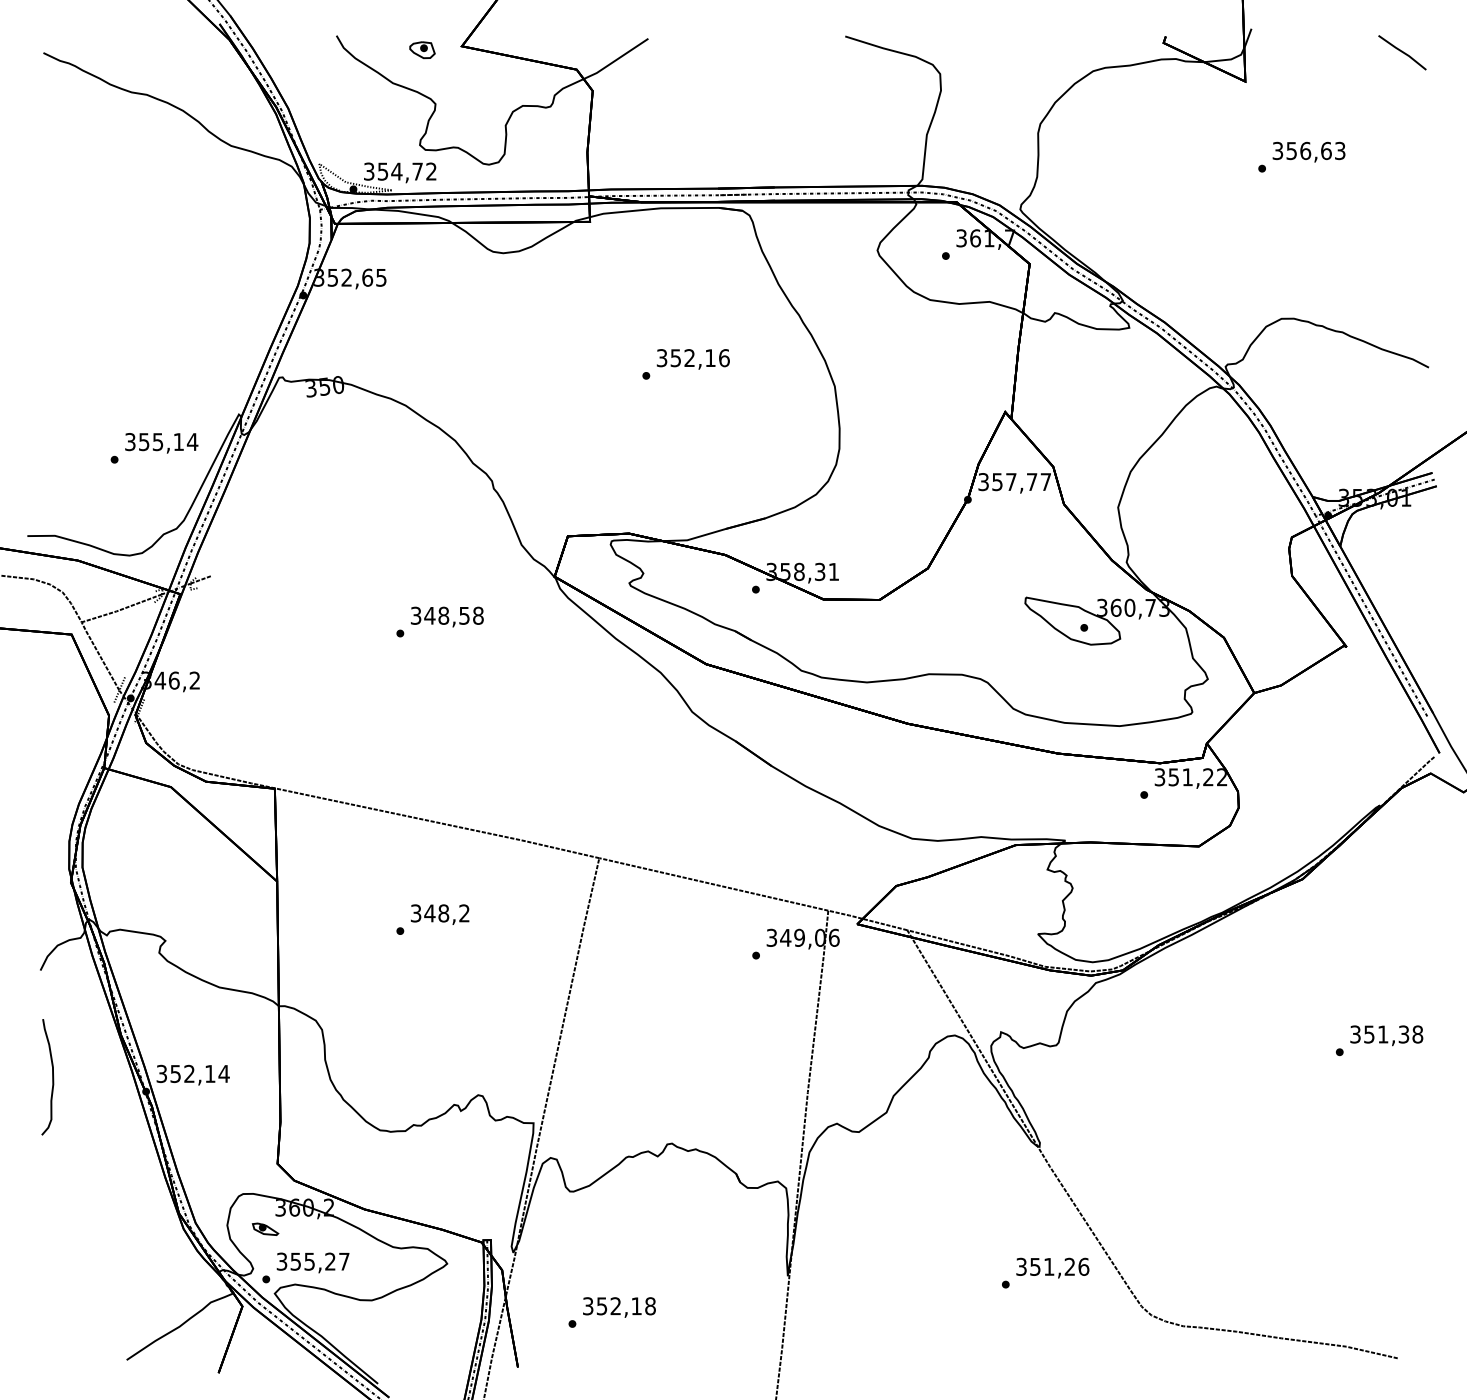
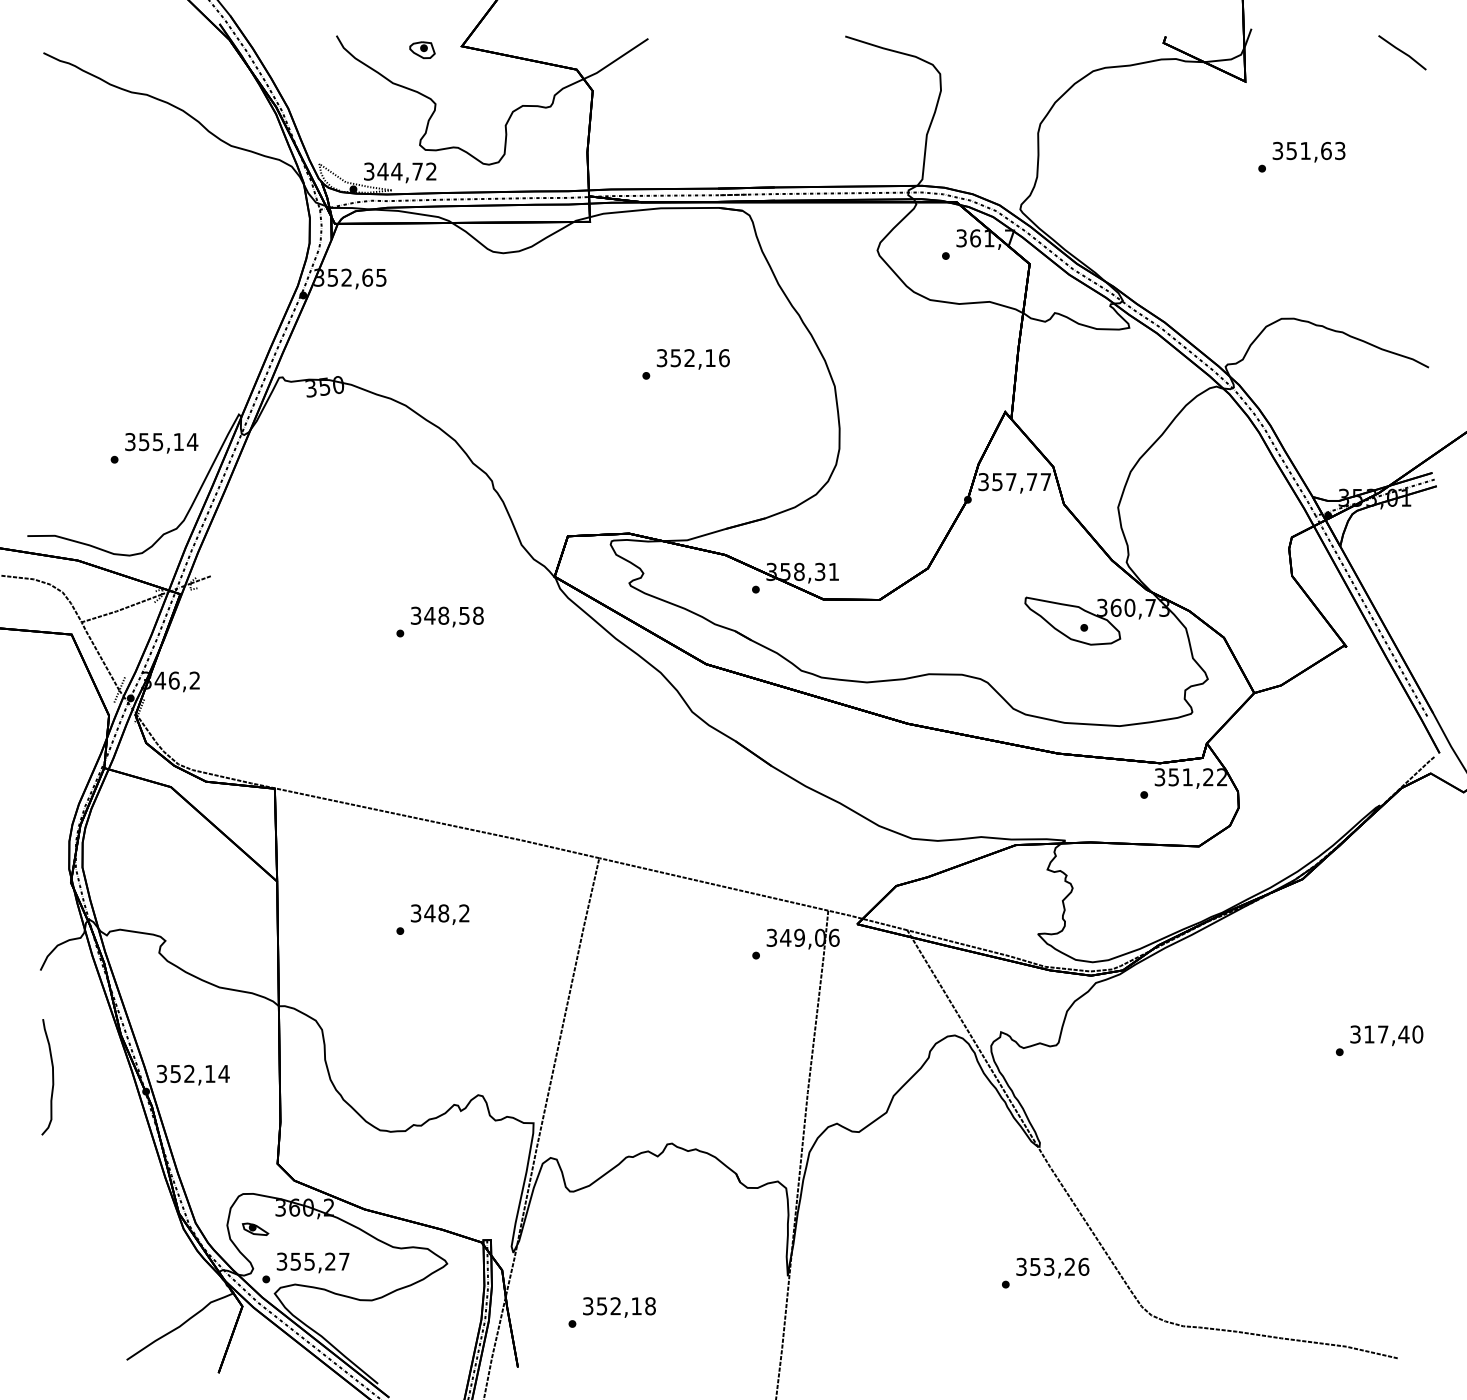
text: 356,63 -> 351,63 (1305, 150)
text: 354,72 -> 344,72 (382, 171)
text: 351,38 -> 317,40 (1393, 1034)
part position: (265, 1228) -> (255, 1228) (255, 1228)
text: 351,26 -> 353,26 (1049, 1266)
